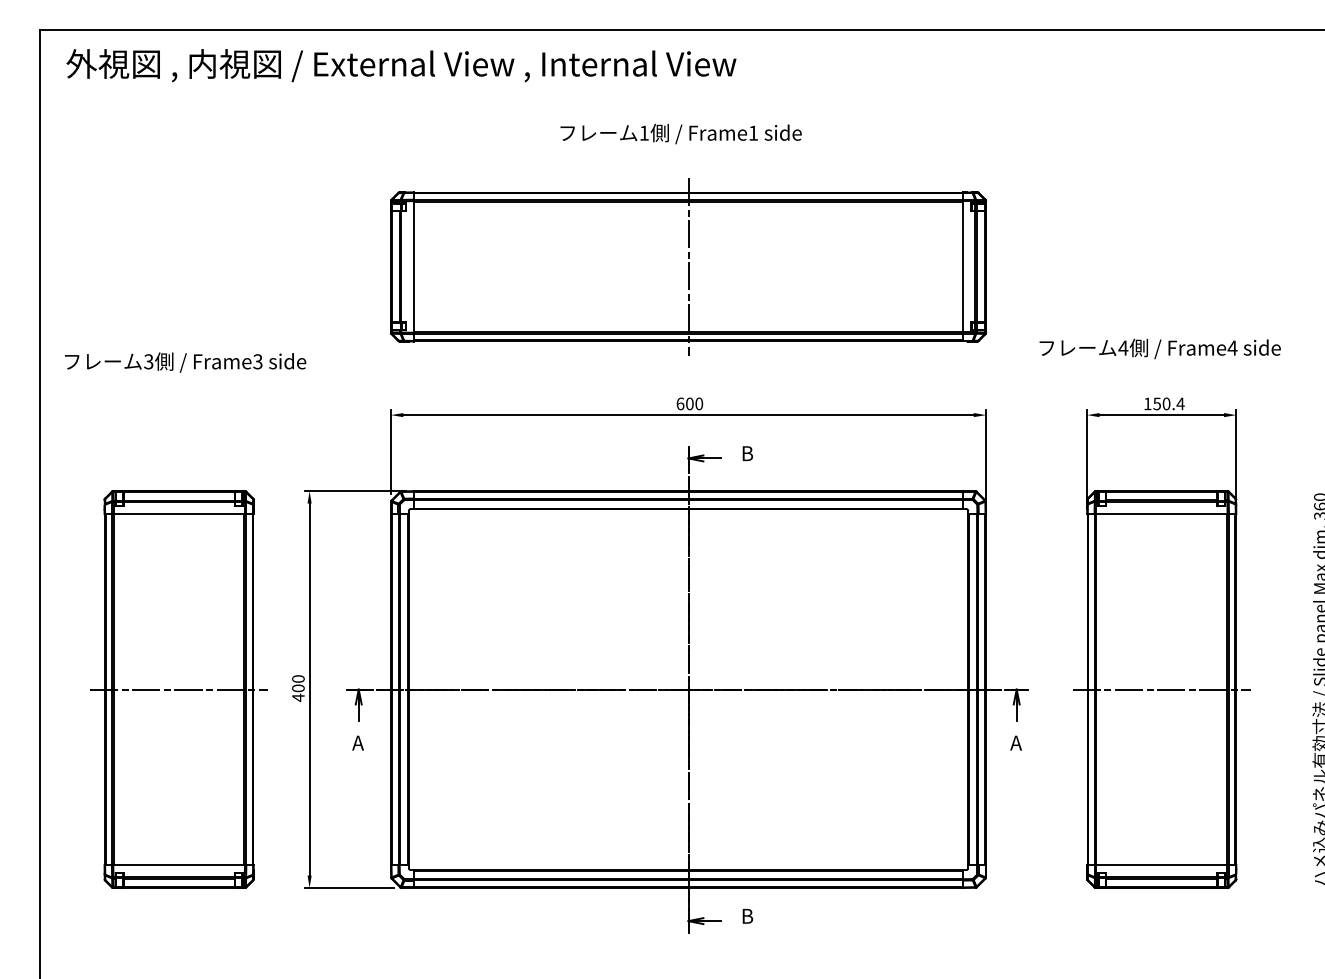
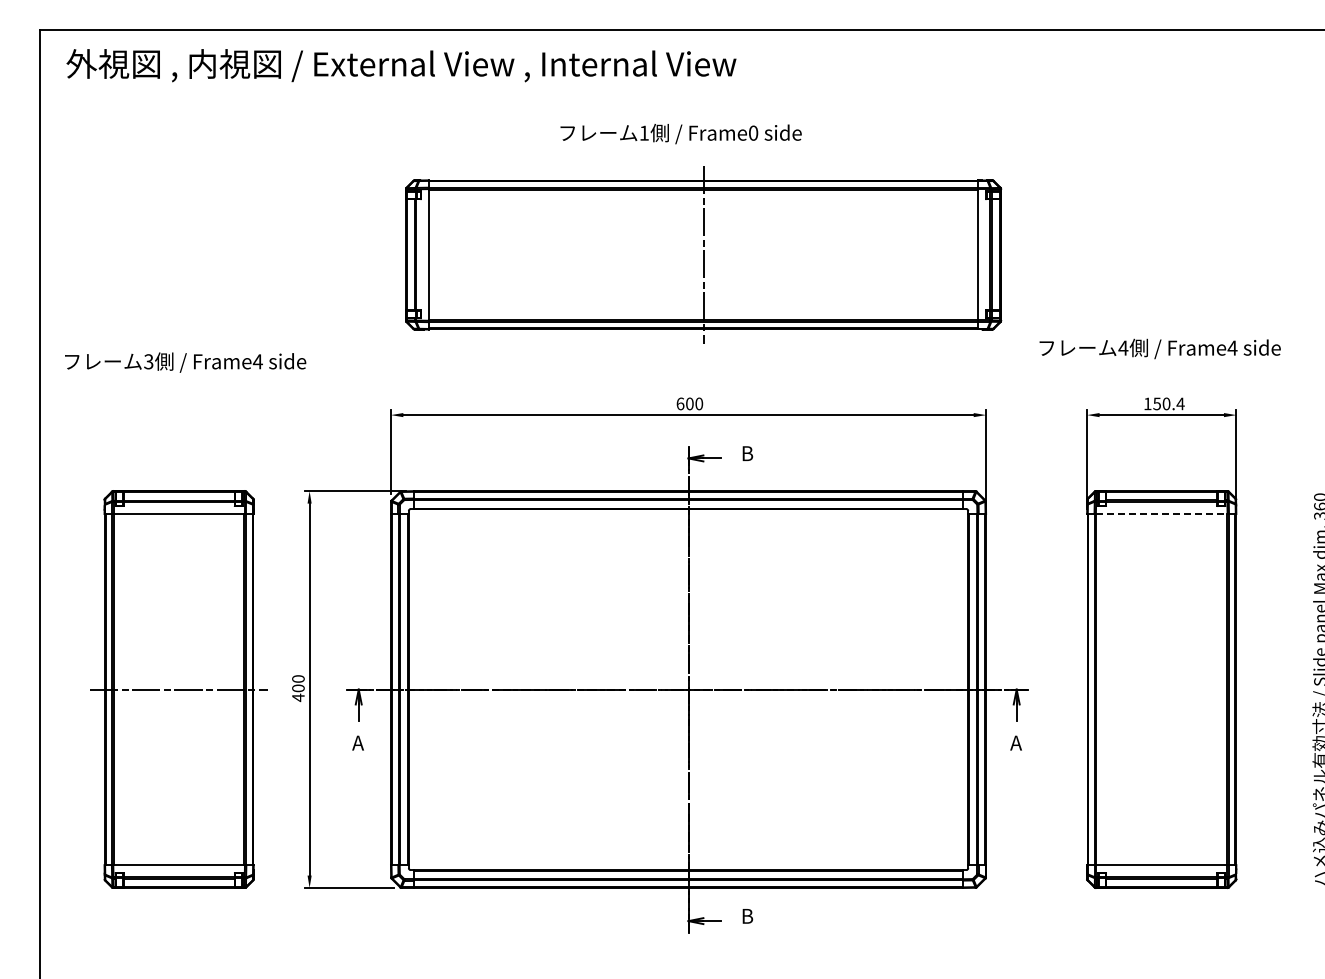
text: Frame1 -> Frame0 (753, 132)
part position: (688, 266) -> (703, 254) (703, 254)
text: Frame3 -> Frame4 (257, 361)
line: solid -> dashed (1161, 514)
line: present -> none (1161, 689)
